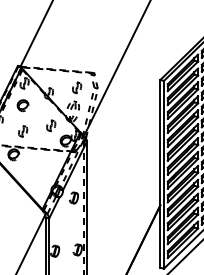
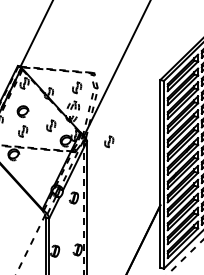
part position: (22, 105) -> (22, 111) (22, 111)
part: none -> present (109, 141)
line: solid -> dashed (30, 244)
line: solid -> dashed (185, 256)
